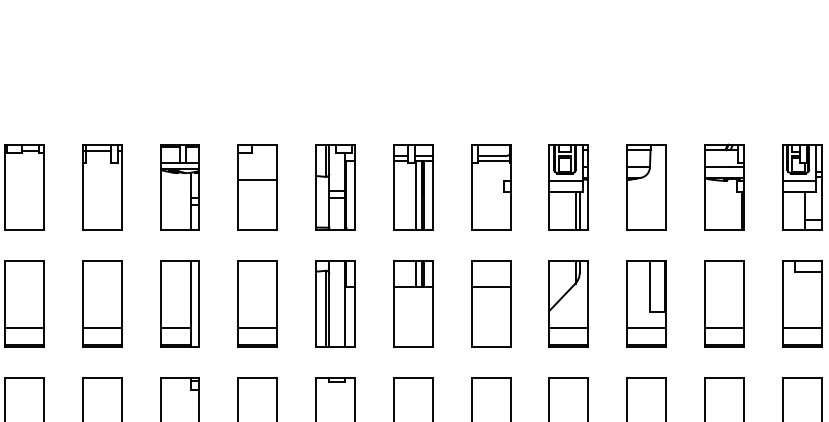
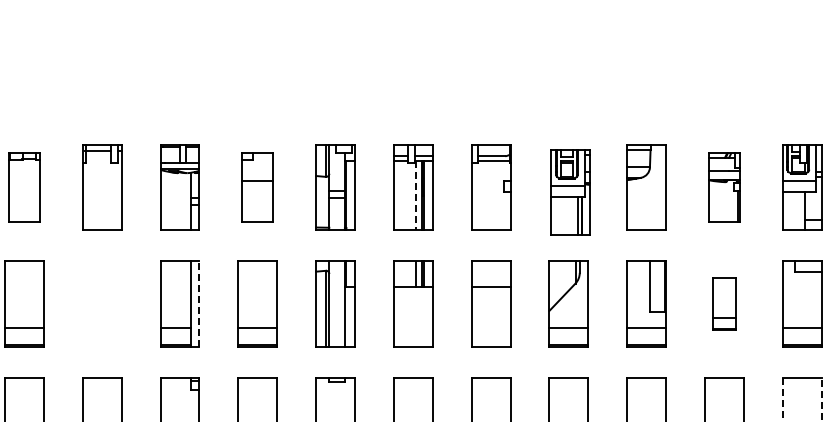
part size: 41x88 px -> 33x71 px (724, 187)
part size: 41x87 px -> 33x71 px (24, 187)
part size: 41x87 px -> 33x71 px (257, 187)
part position: (568, 187) -> (570, 192) (570, 192)
line: solid -> dashed (416, 195)
part: present -> none (102, 303)
part size: 41x88 px -> 25x54 px (724, 303)
line: solid -> dashed (199, 304)
line: solid -> dashed (782, 400)
line: solid -> dashed (821, 400)
